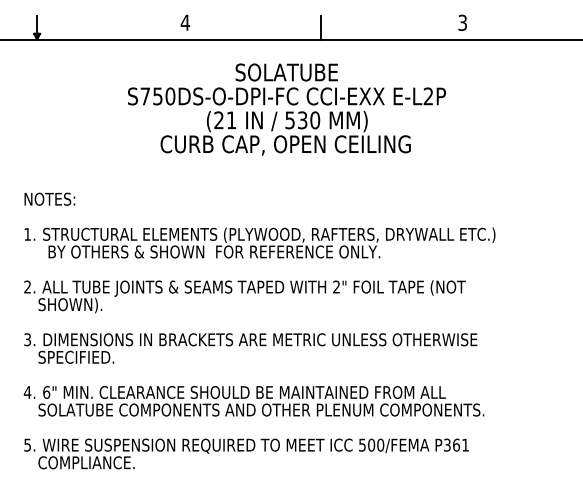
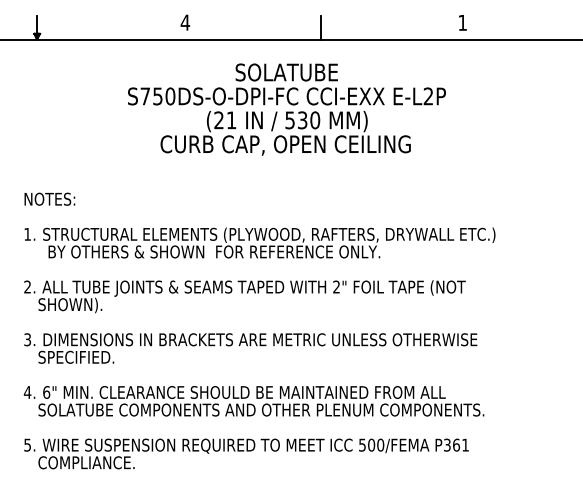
text: 3 -> 1 (462, 22)
